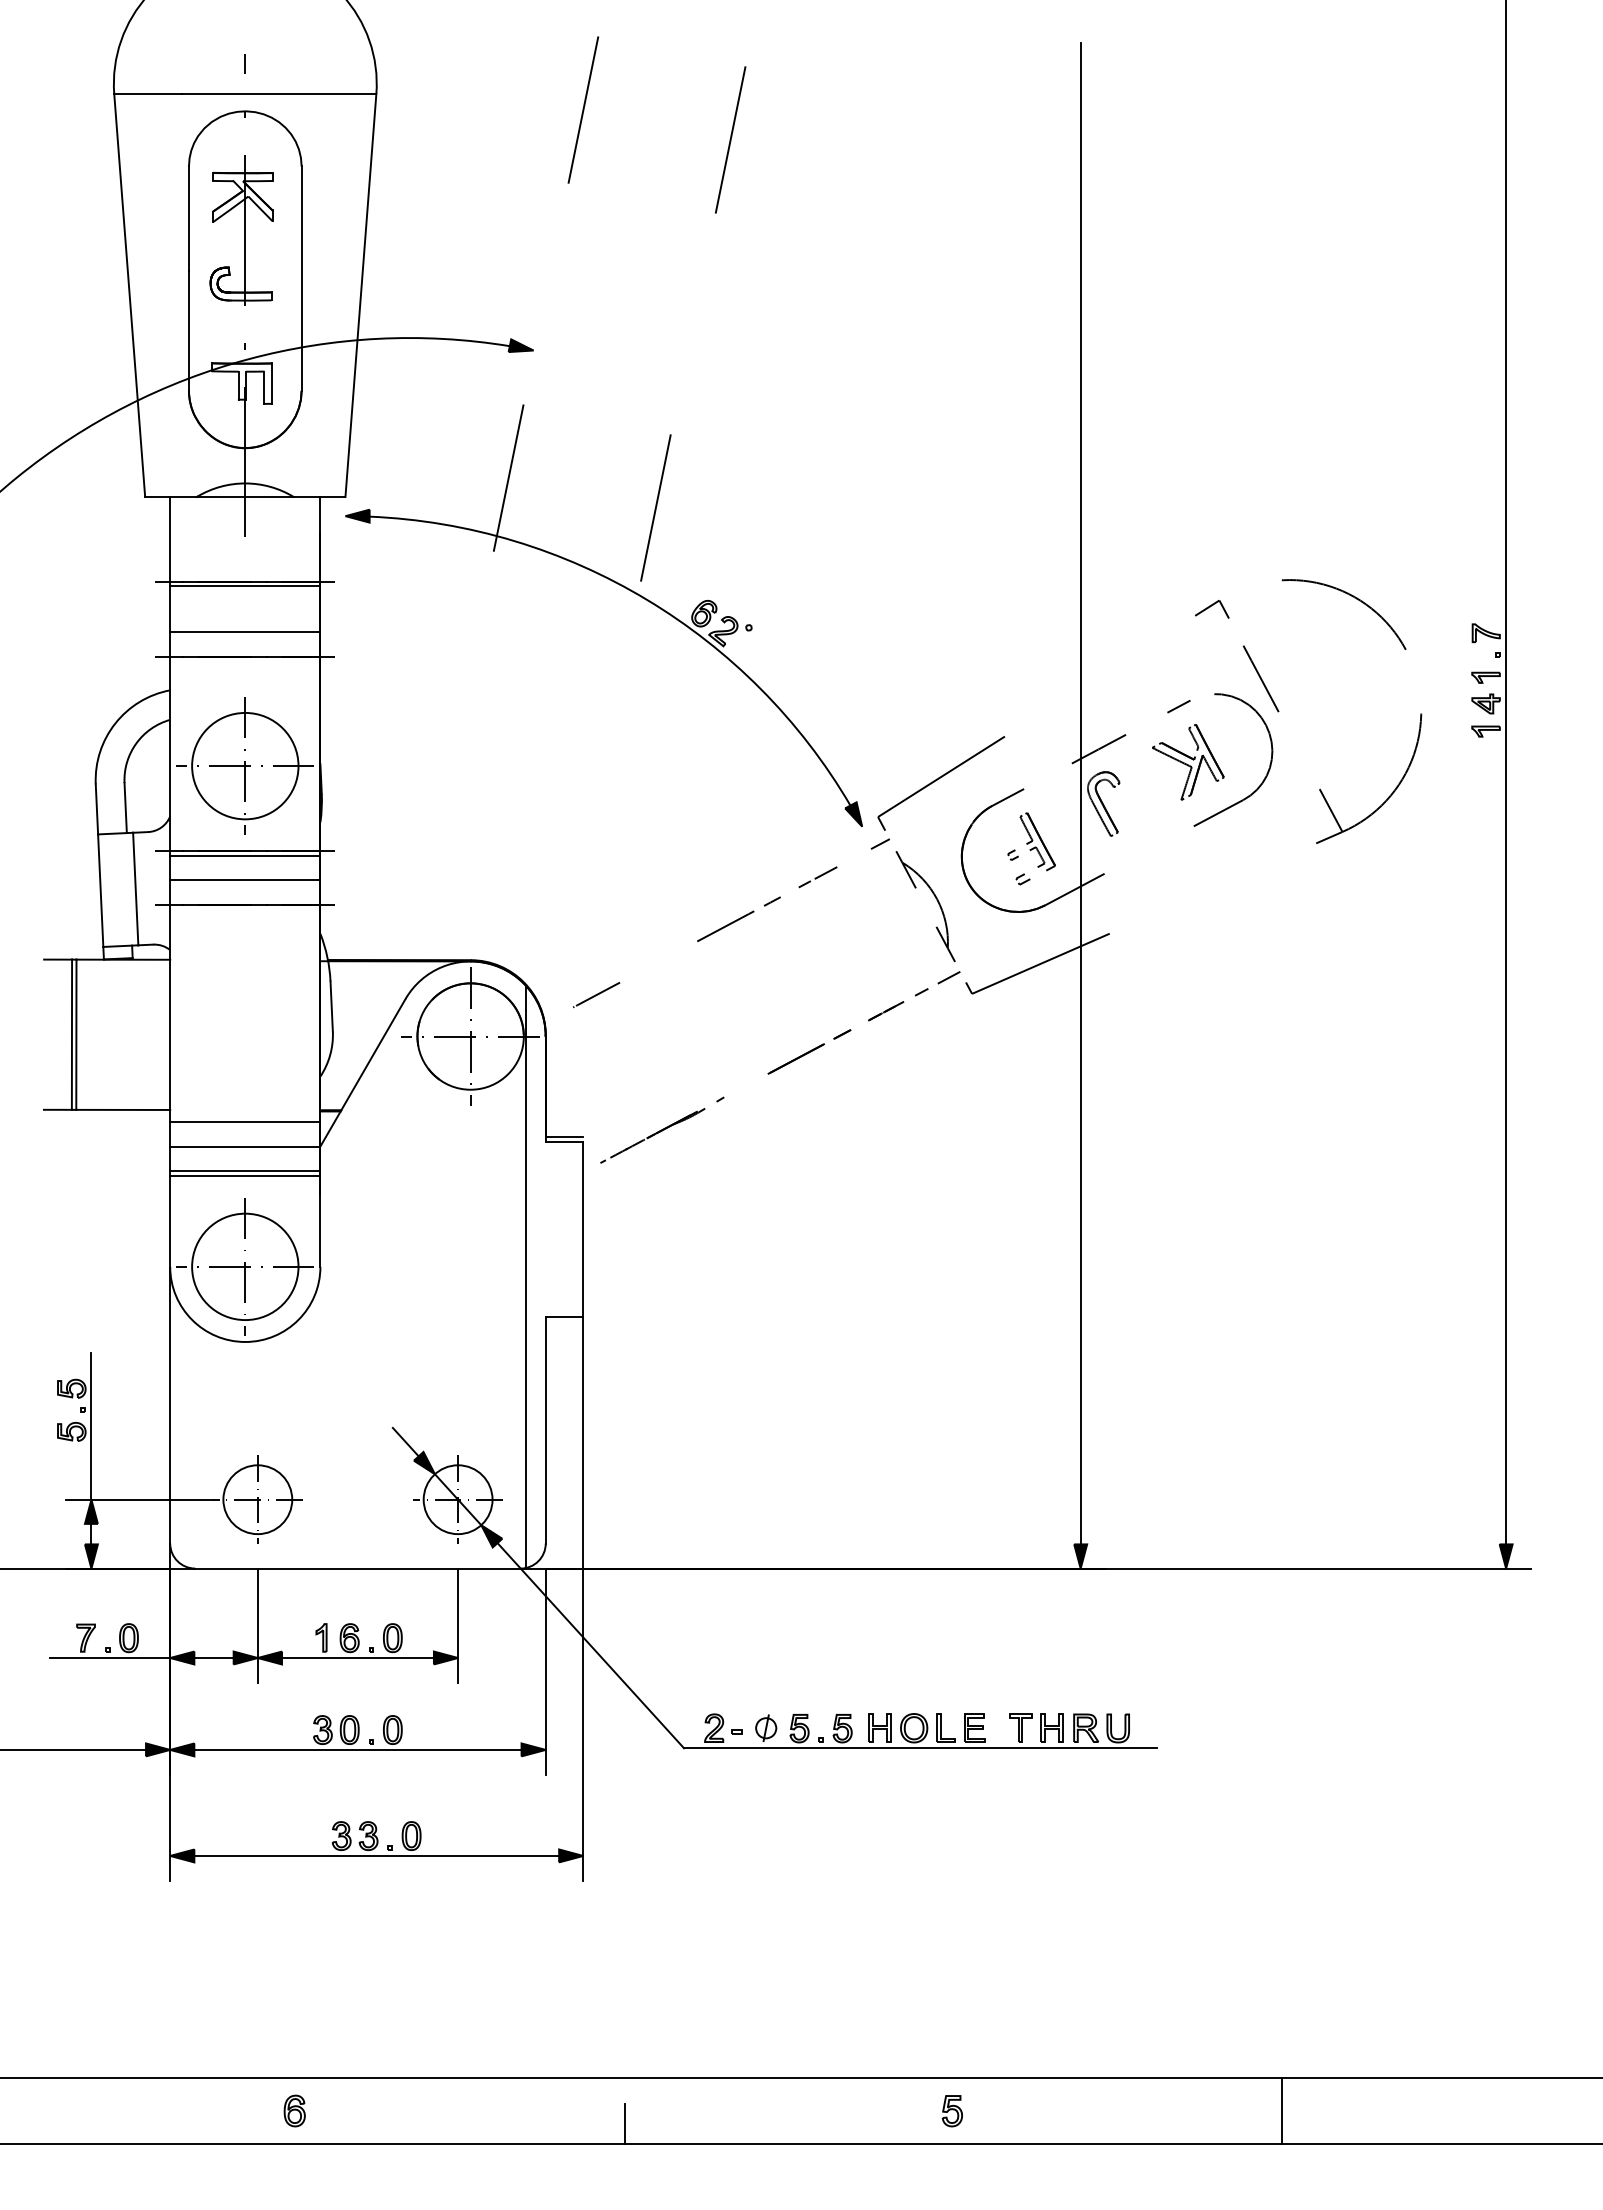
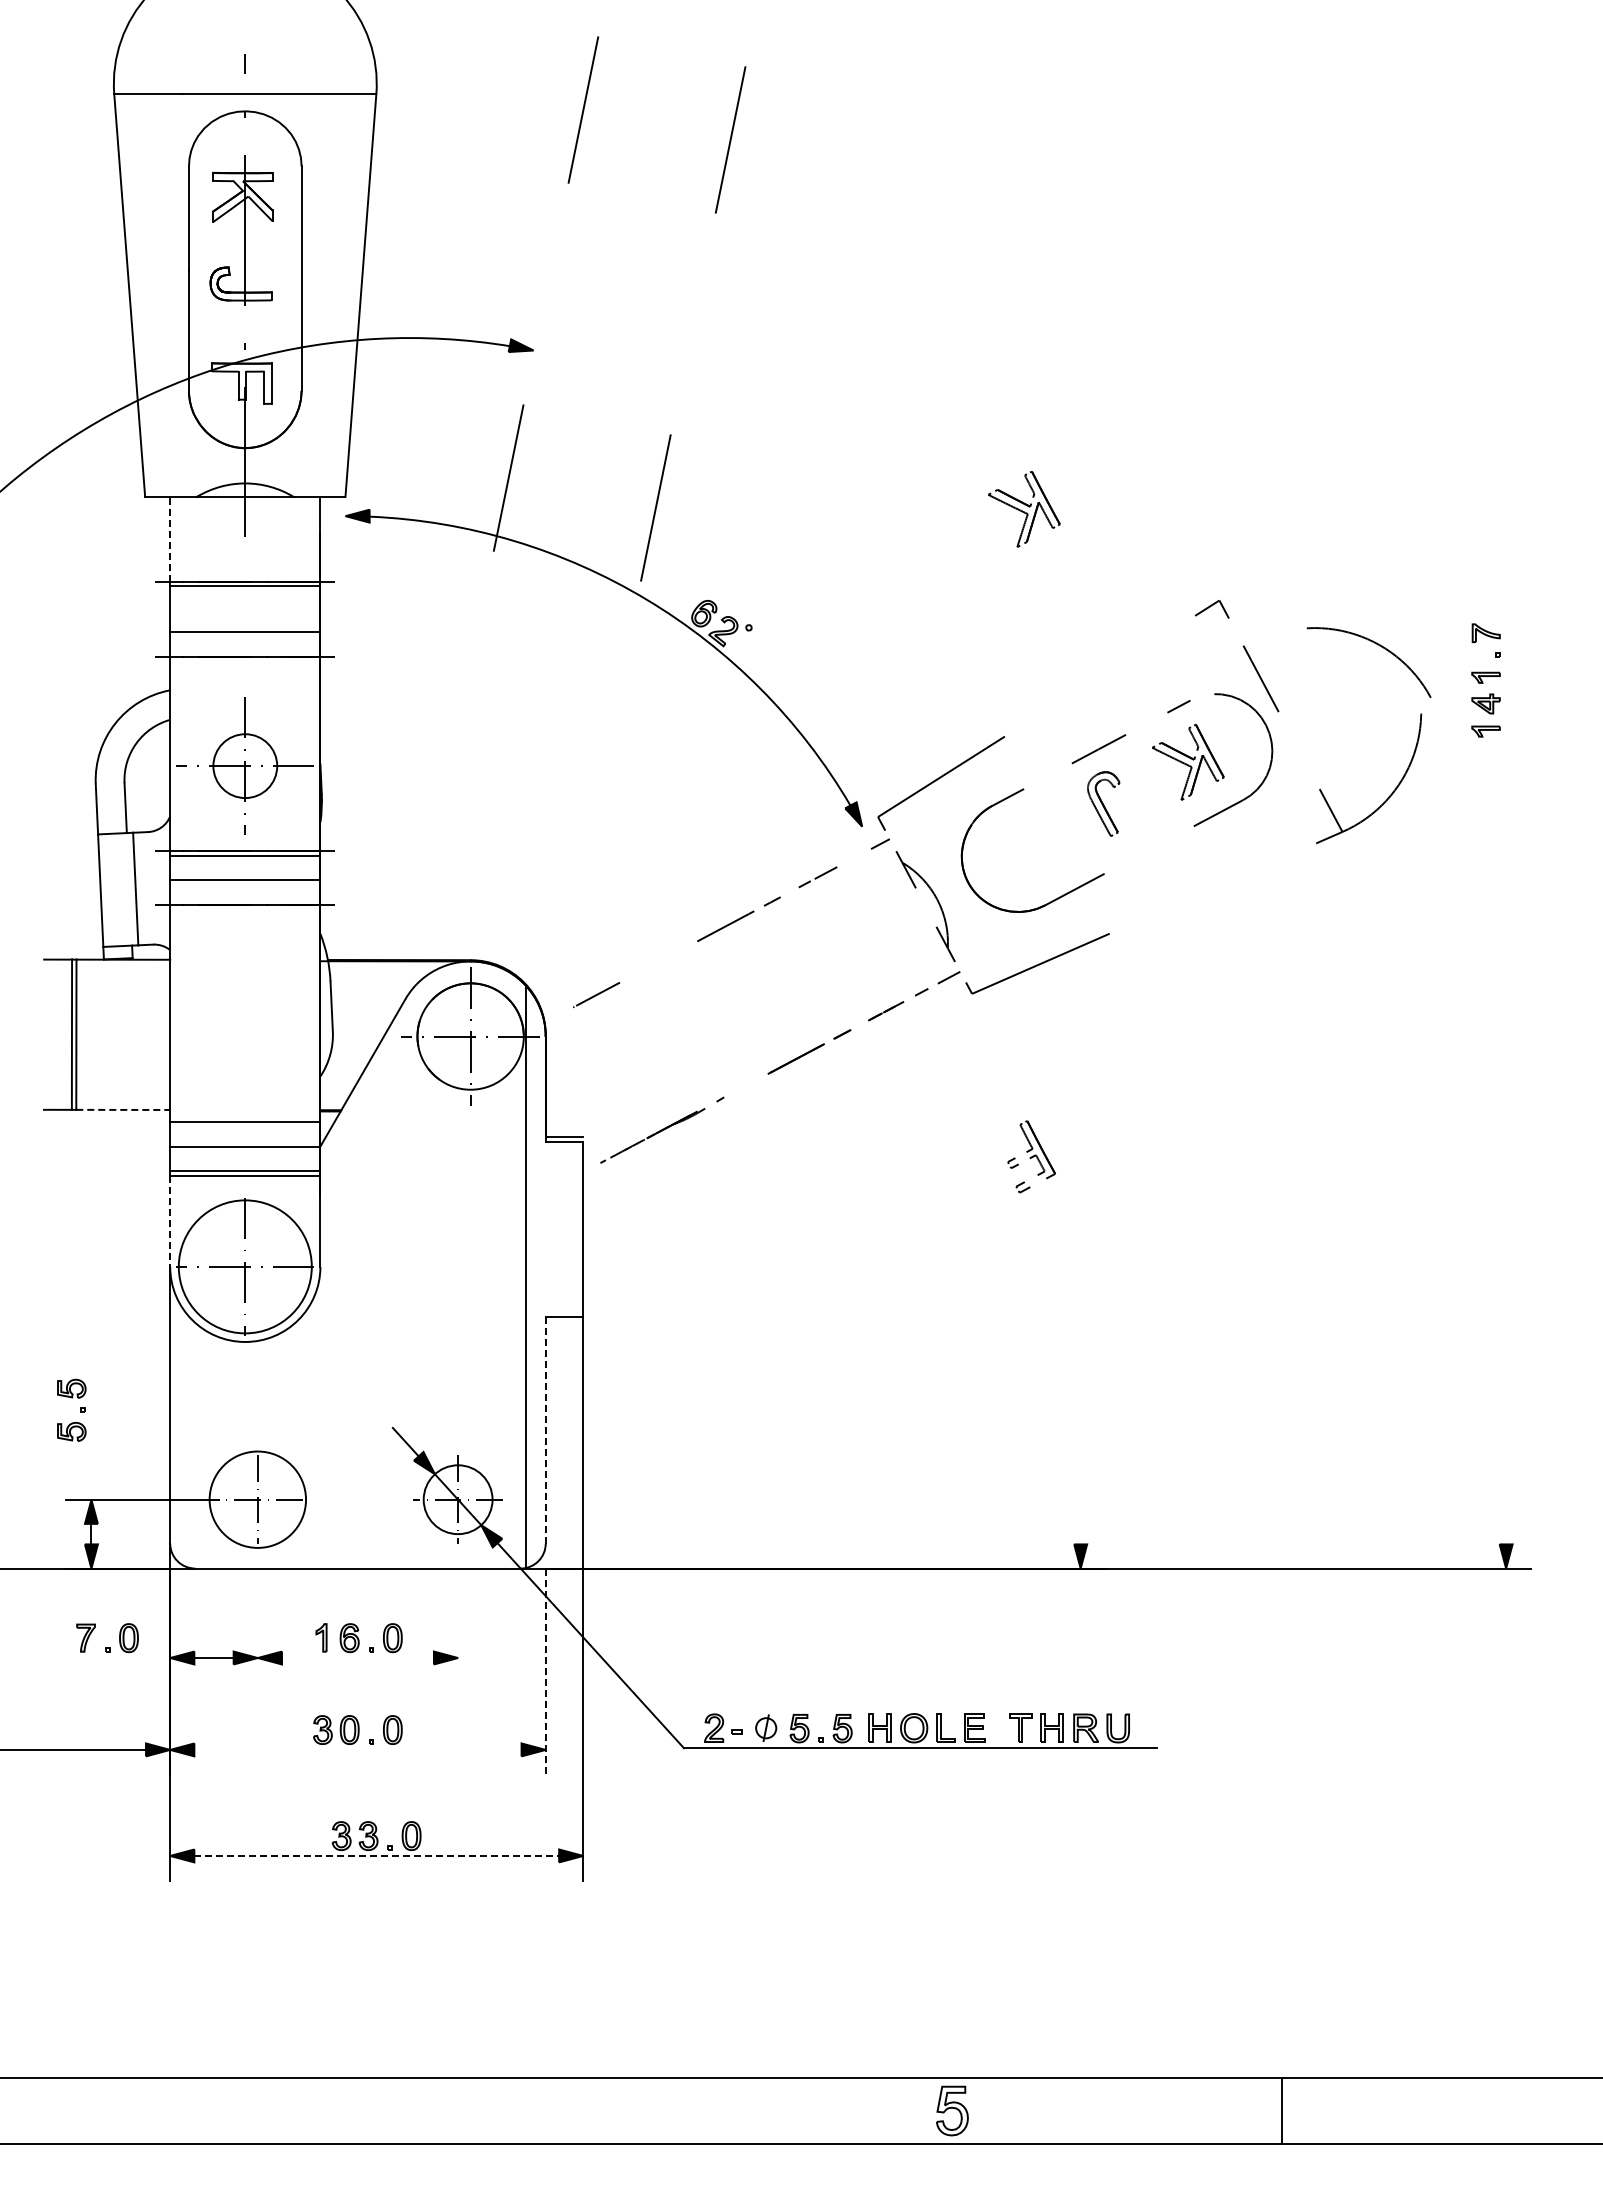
part: none -> present (1024, 509)
line: solid -> dashed (170, 539)
arc position: (1352, 597) -> (1377, 645) (1377, 645)
circle diameter: 106 px -> 64 px (245, 766)
line: present -> none (1506, 773)
line: present -> none (1080, 793)
part position: (1031, 848) -> (1031, 1156) (1031, 1156)
line: solid -> dashed (123, 1109)
line: solid -> dashed (170, 1221)
circle diameter: 106 px -> 133 px (244, 1266)
line: present -> none (91, 1426)
line: solid -> dashed (545, 1429)
circle diameter: 69 px -> 96 px (257, 1499)
line: present -> none (257, 1626)
line: present -> none (458, 1626)
line: present -> none (110, 1658)
line: present -> none (357, 1658)
line: solid -> dashed (545, 1672)
line: present -> none (357, 1749)
line: solid -> dashed (377, 1855)
part: present -> none (294, 2110)
part size: 21x33 px -> 33x52 px (952, 2110)
line: present -> none (624, 2123)
